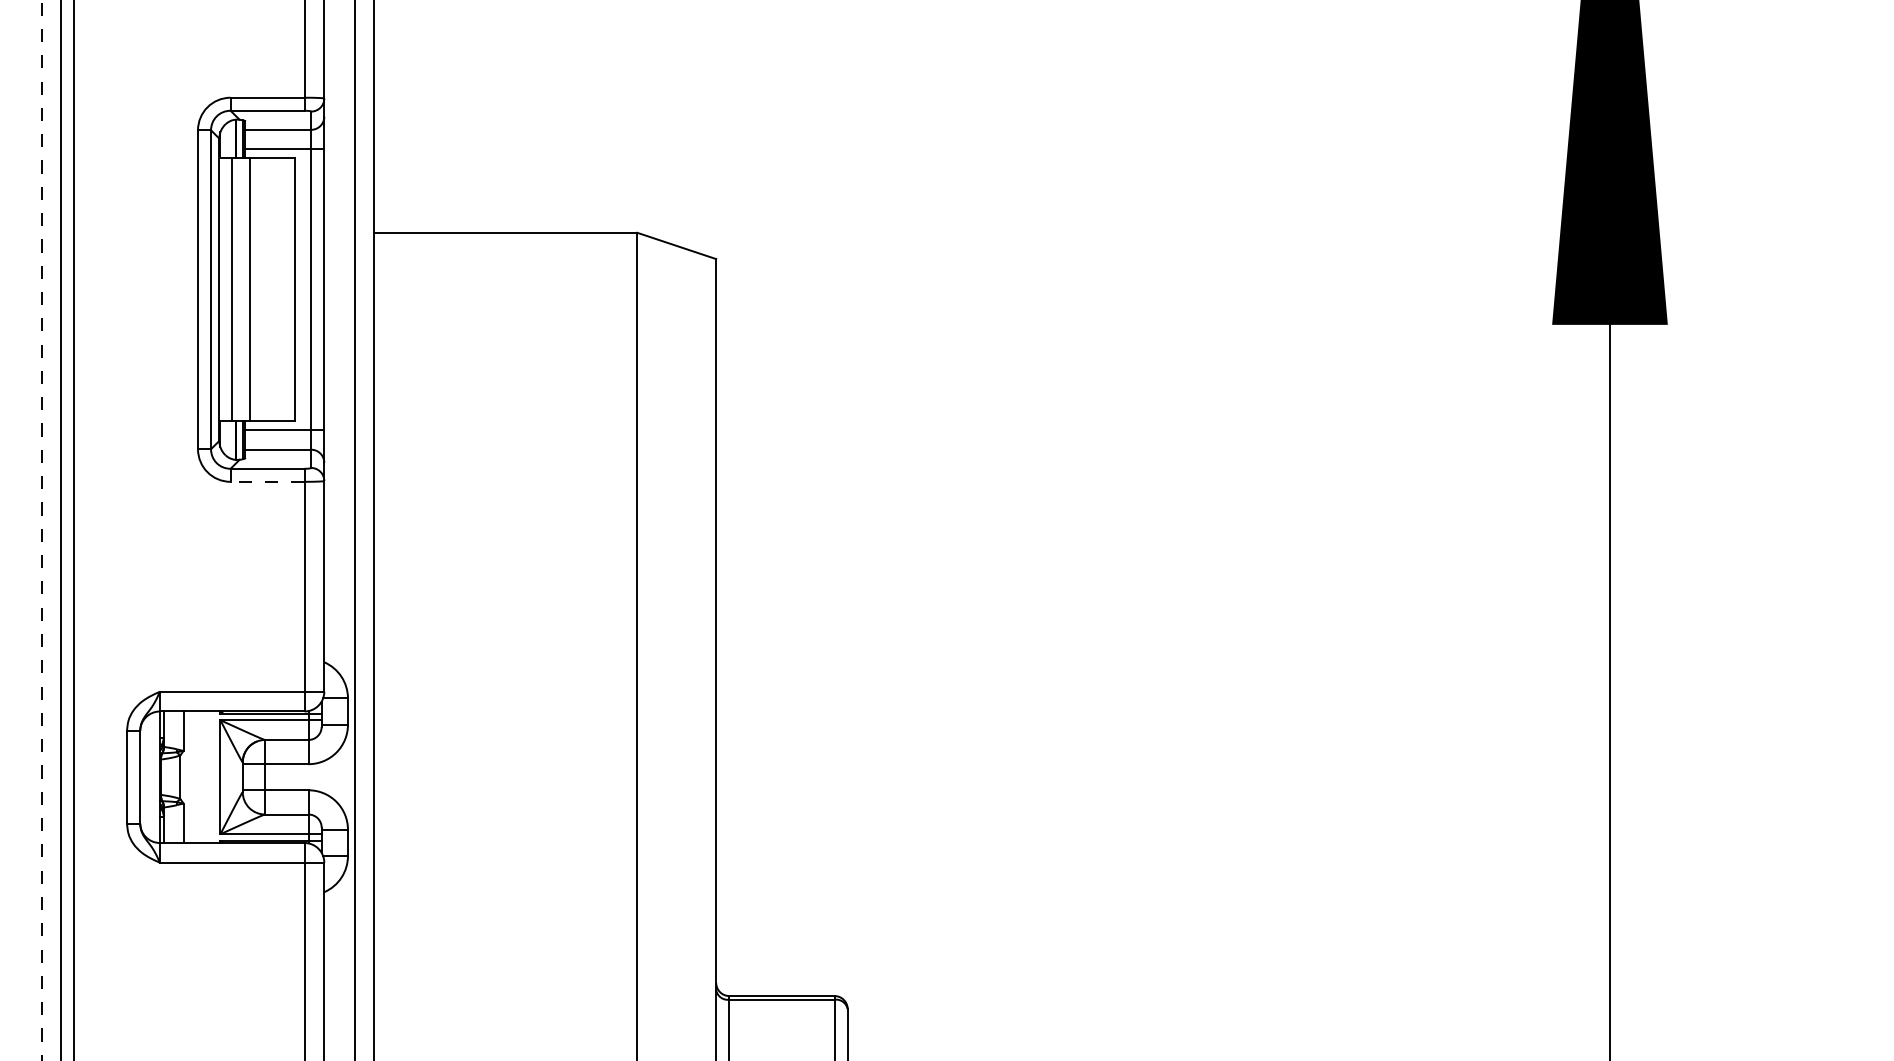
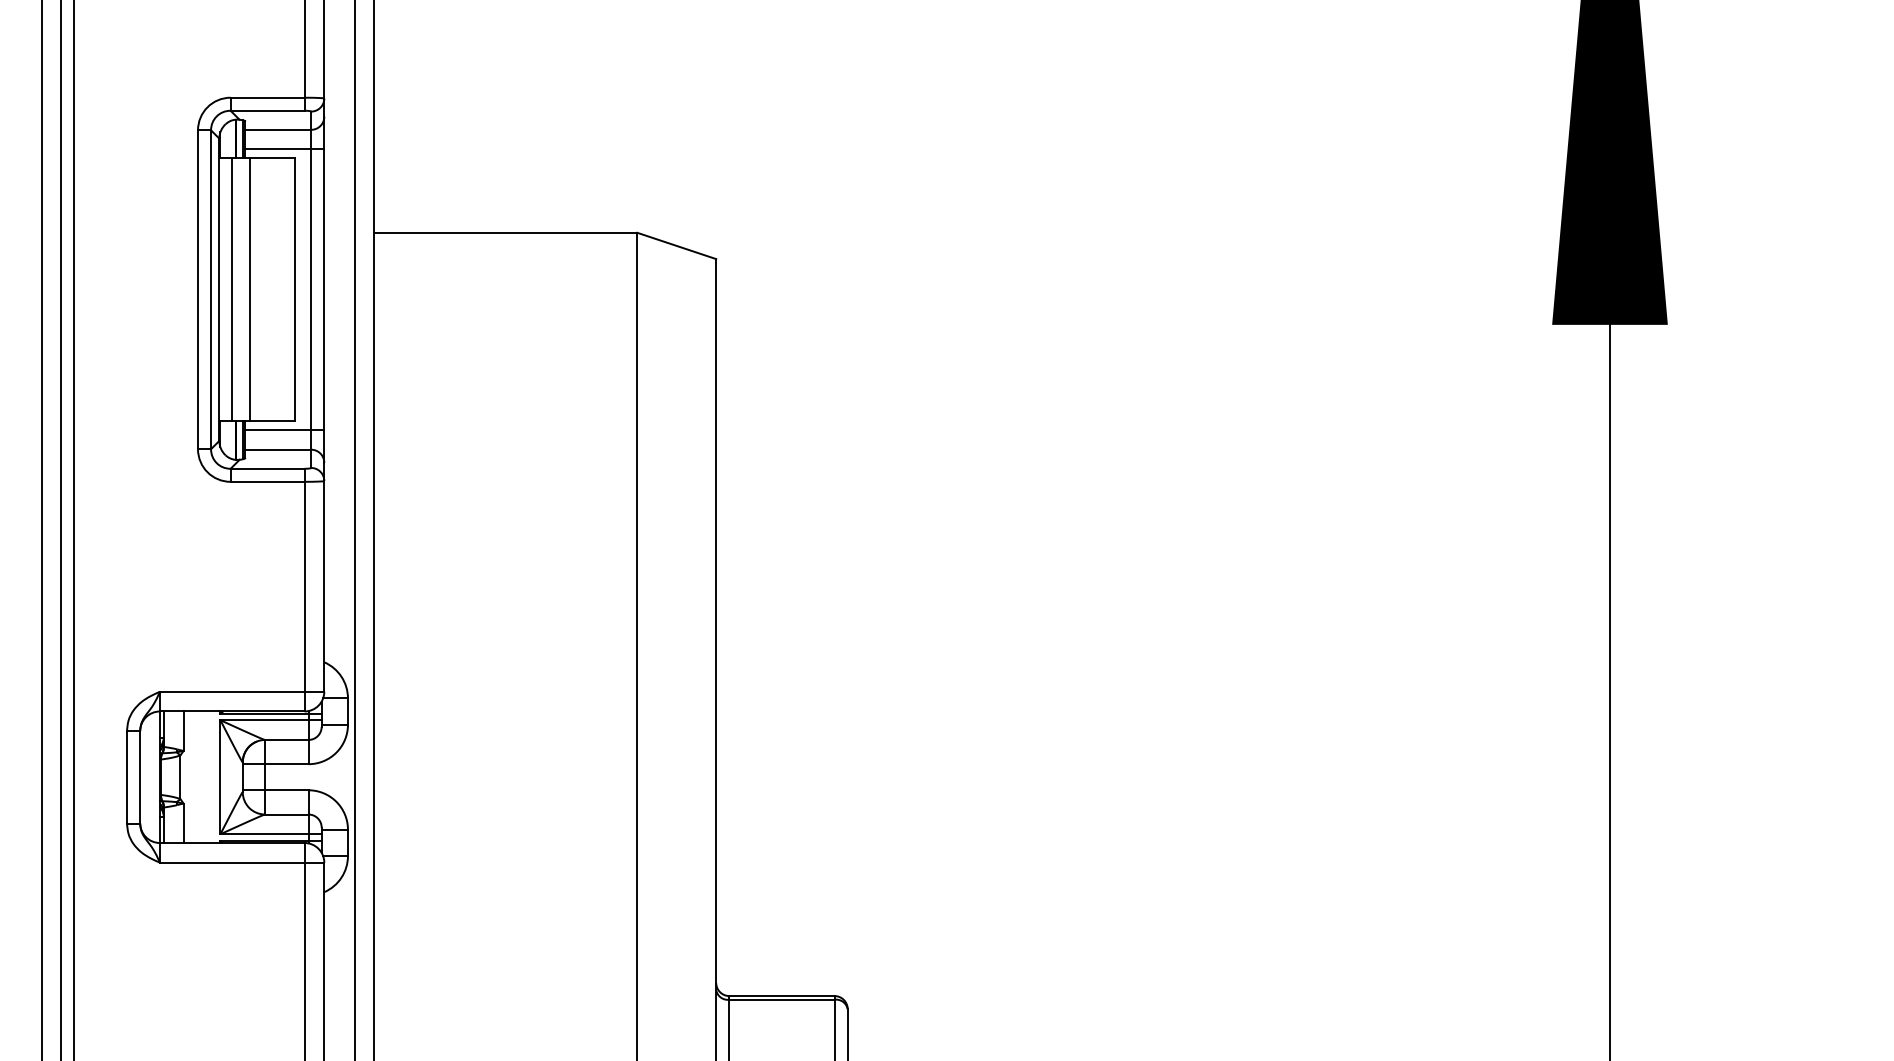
line: dashed -> solid (267, 481)
line: dashed -> solid (41, 529)
